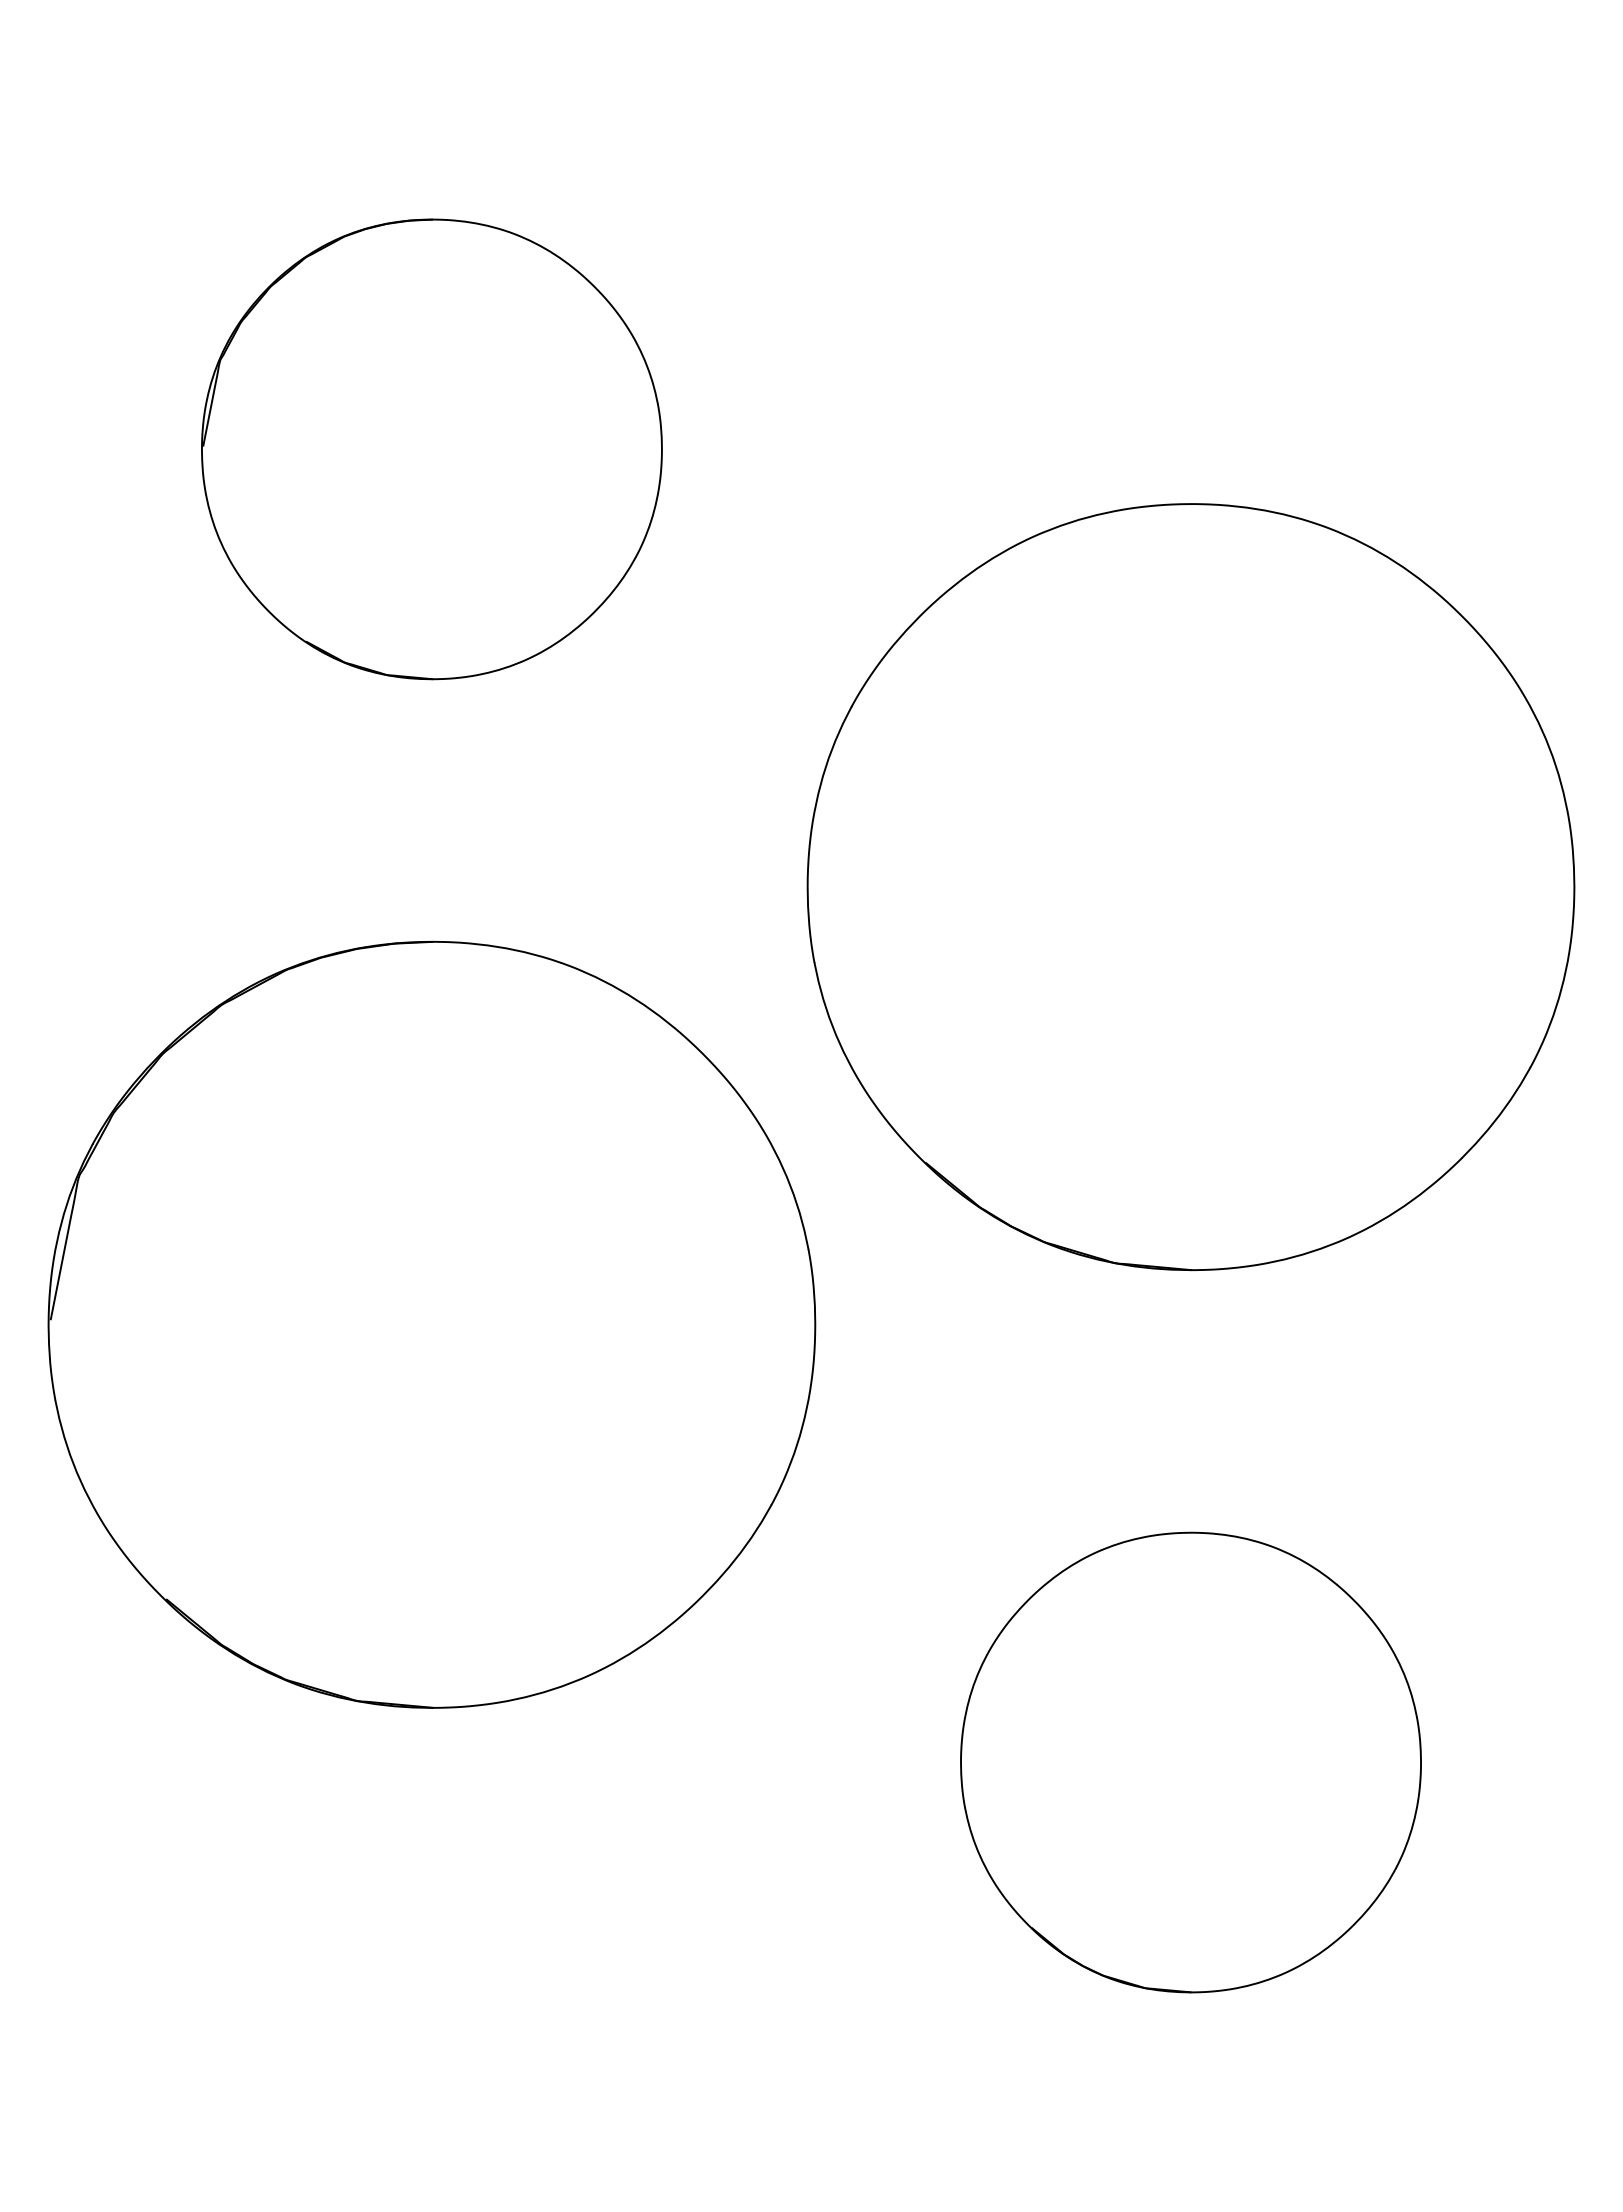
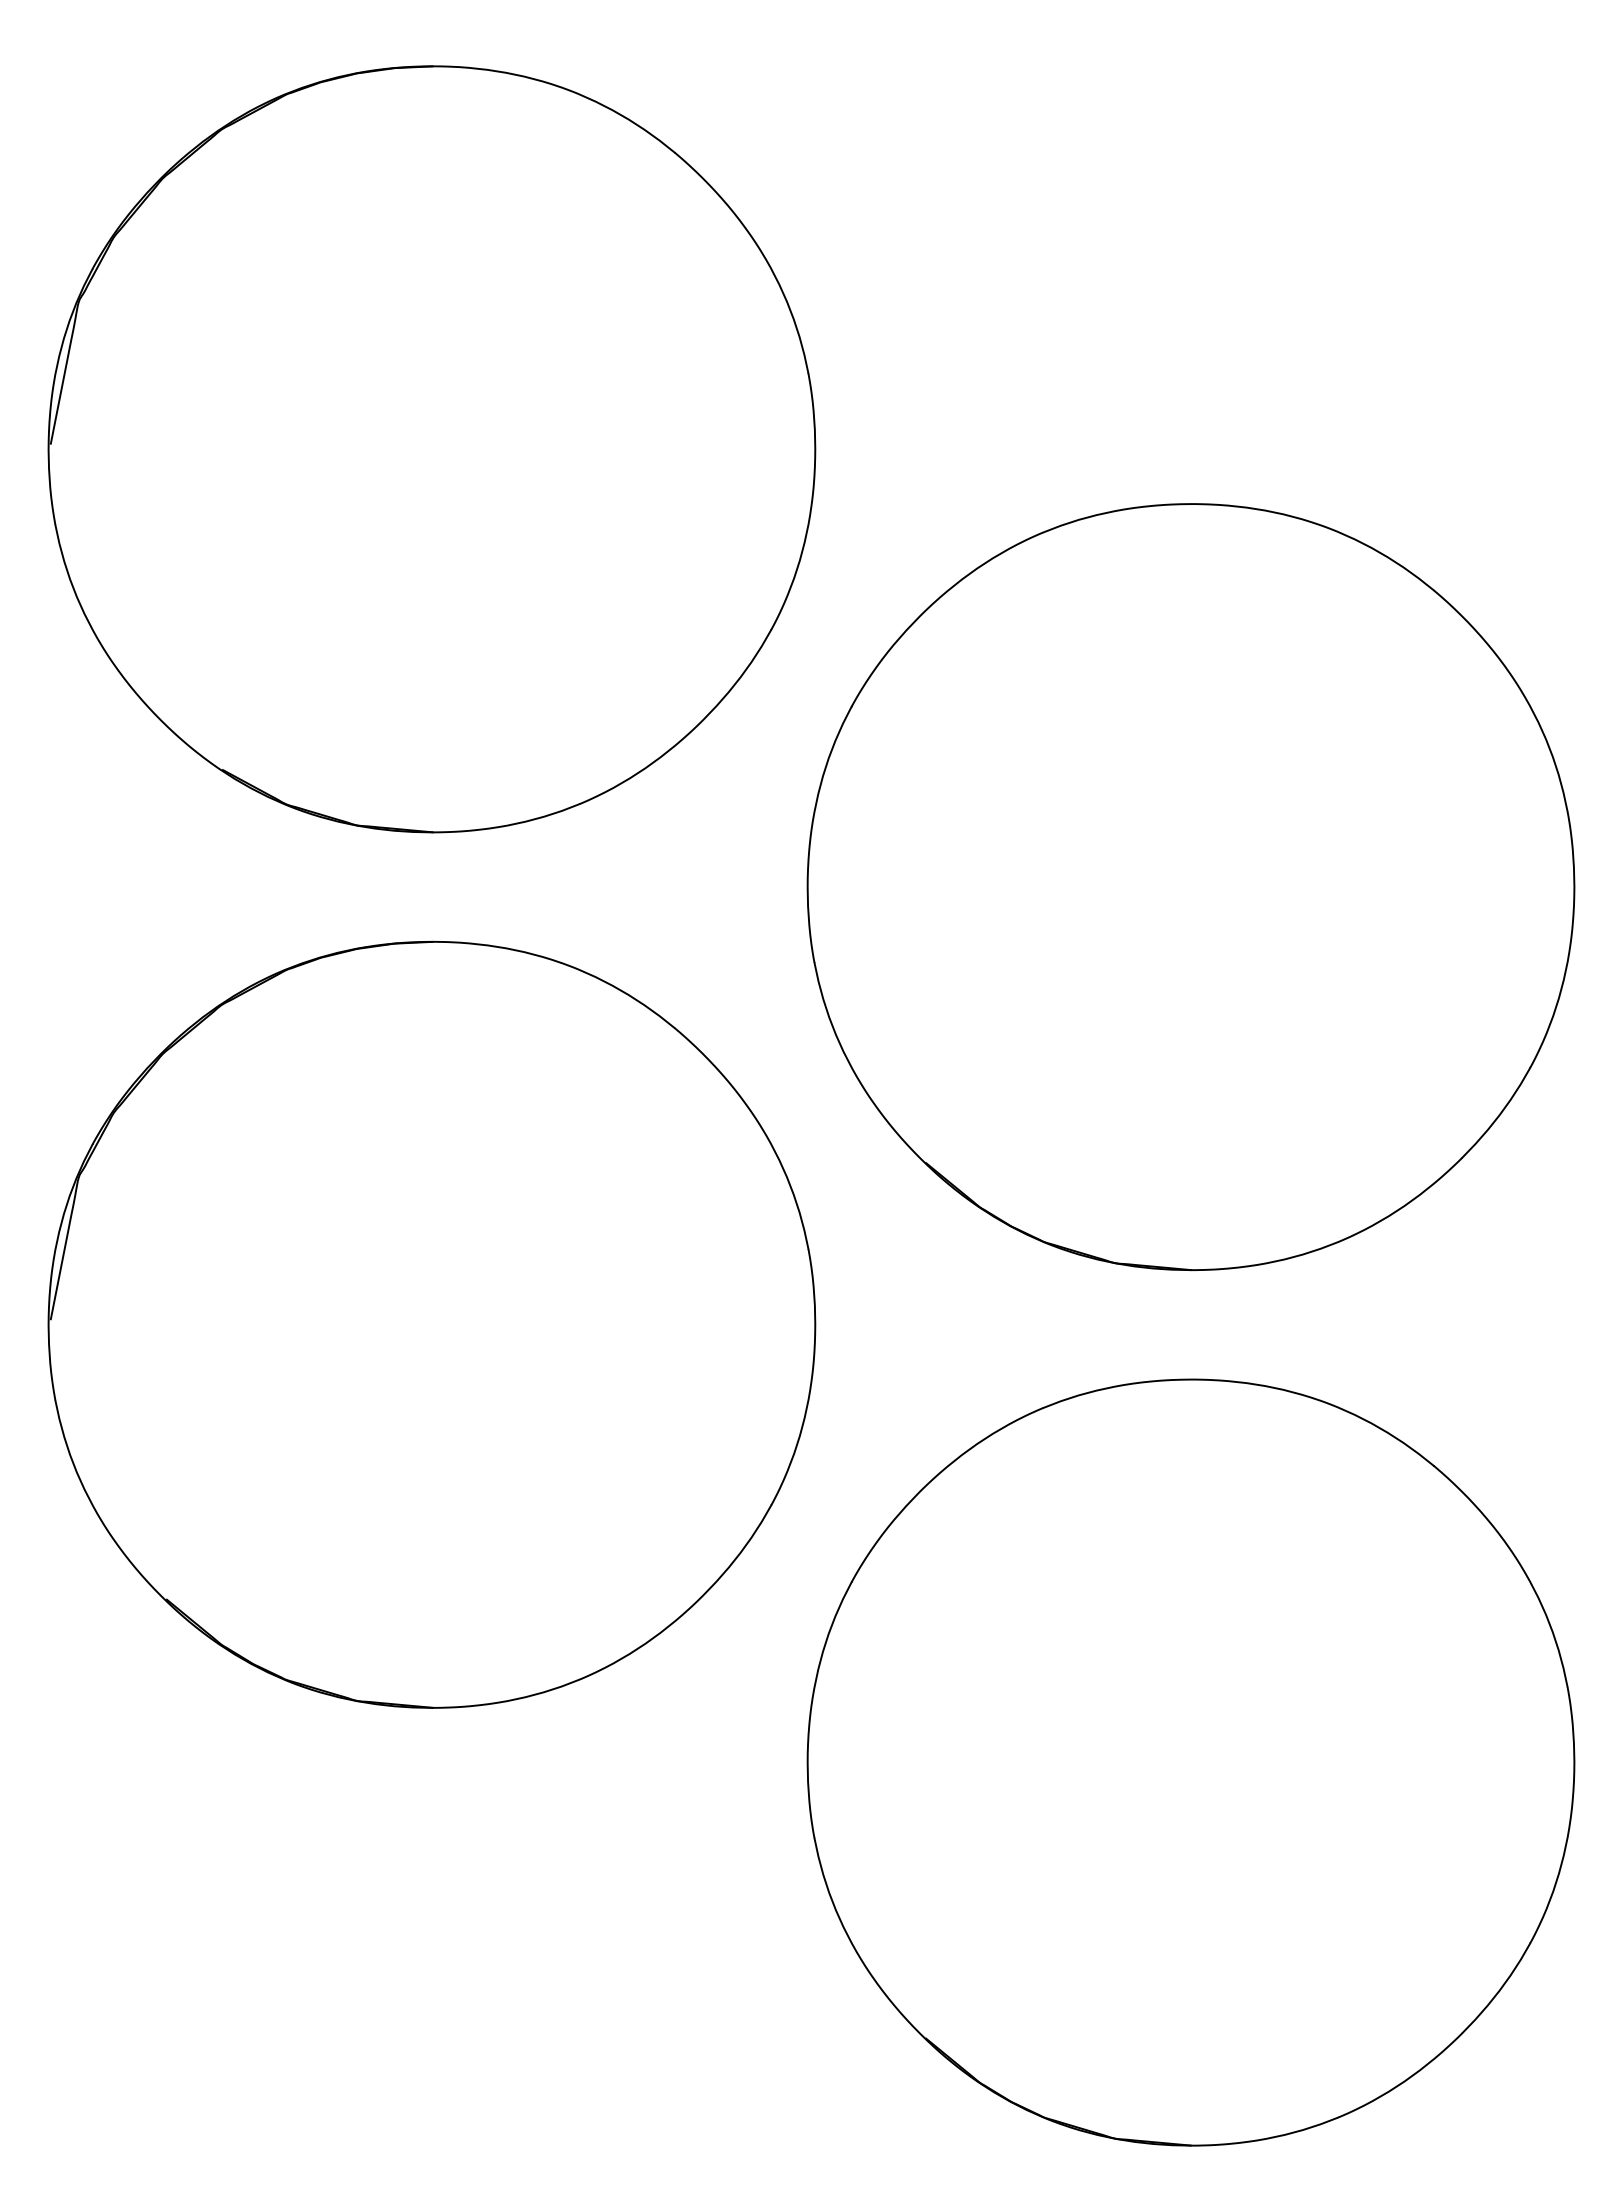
part size: 462x463 px -> 770x769 px (431, 449)
part size: 462x463 px -> 770x769 px (1190, 1762)
